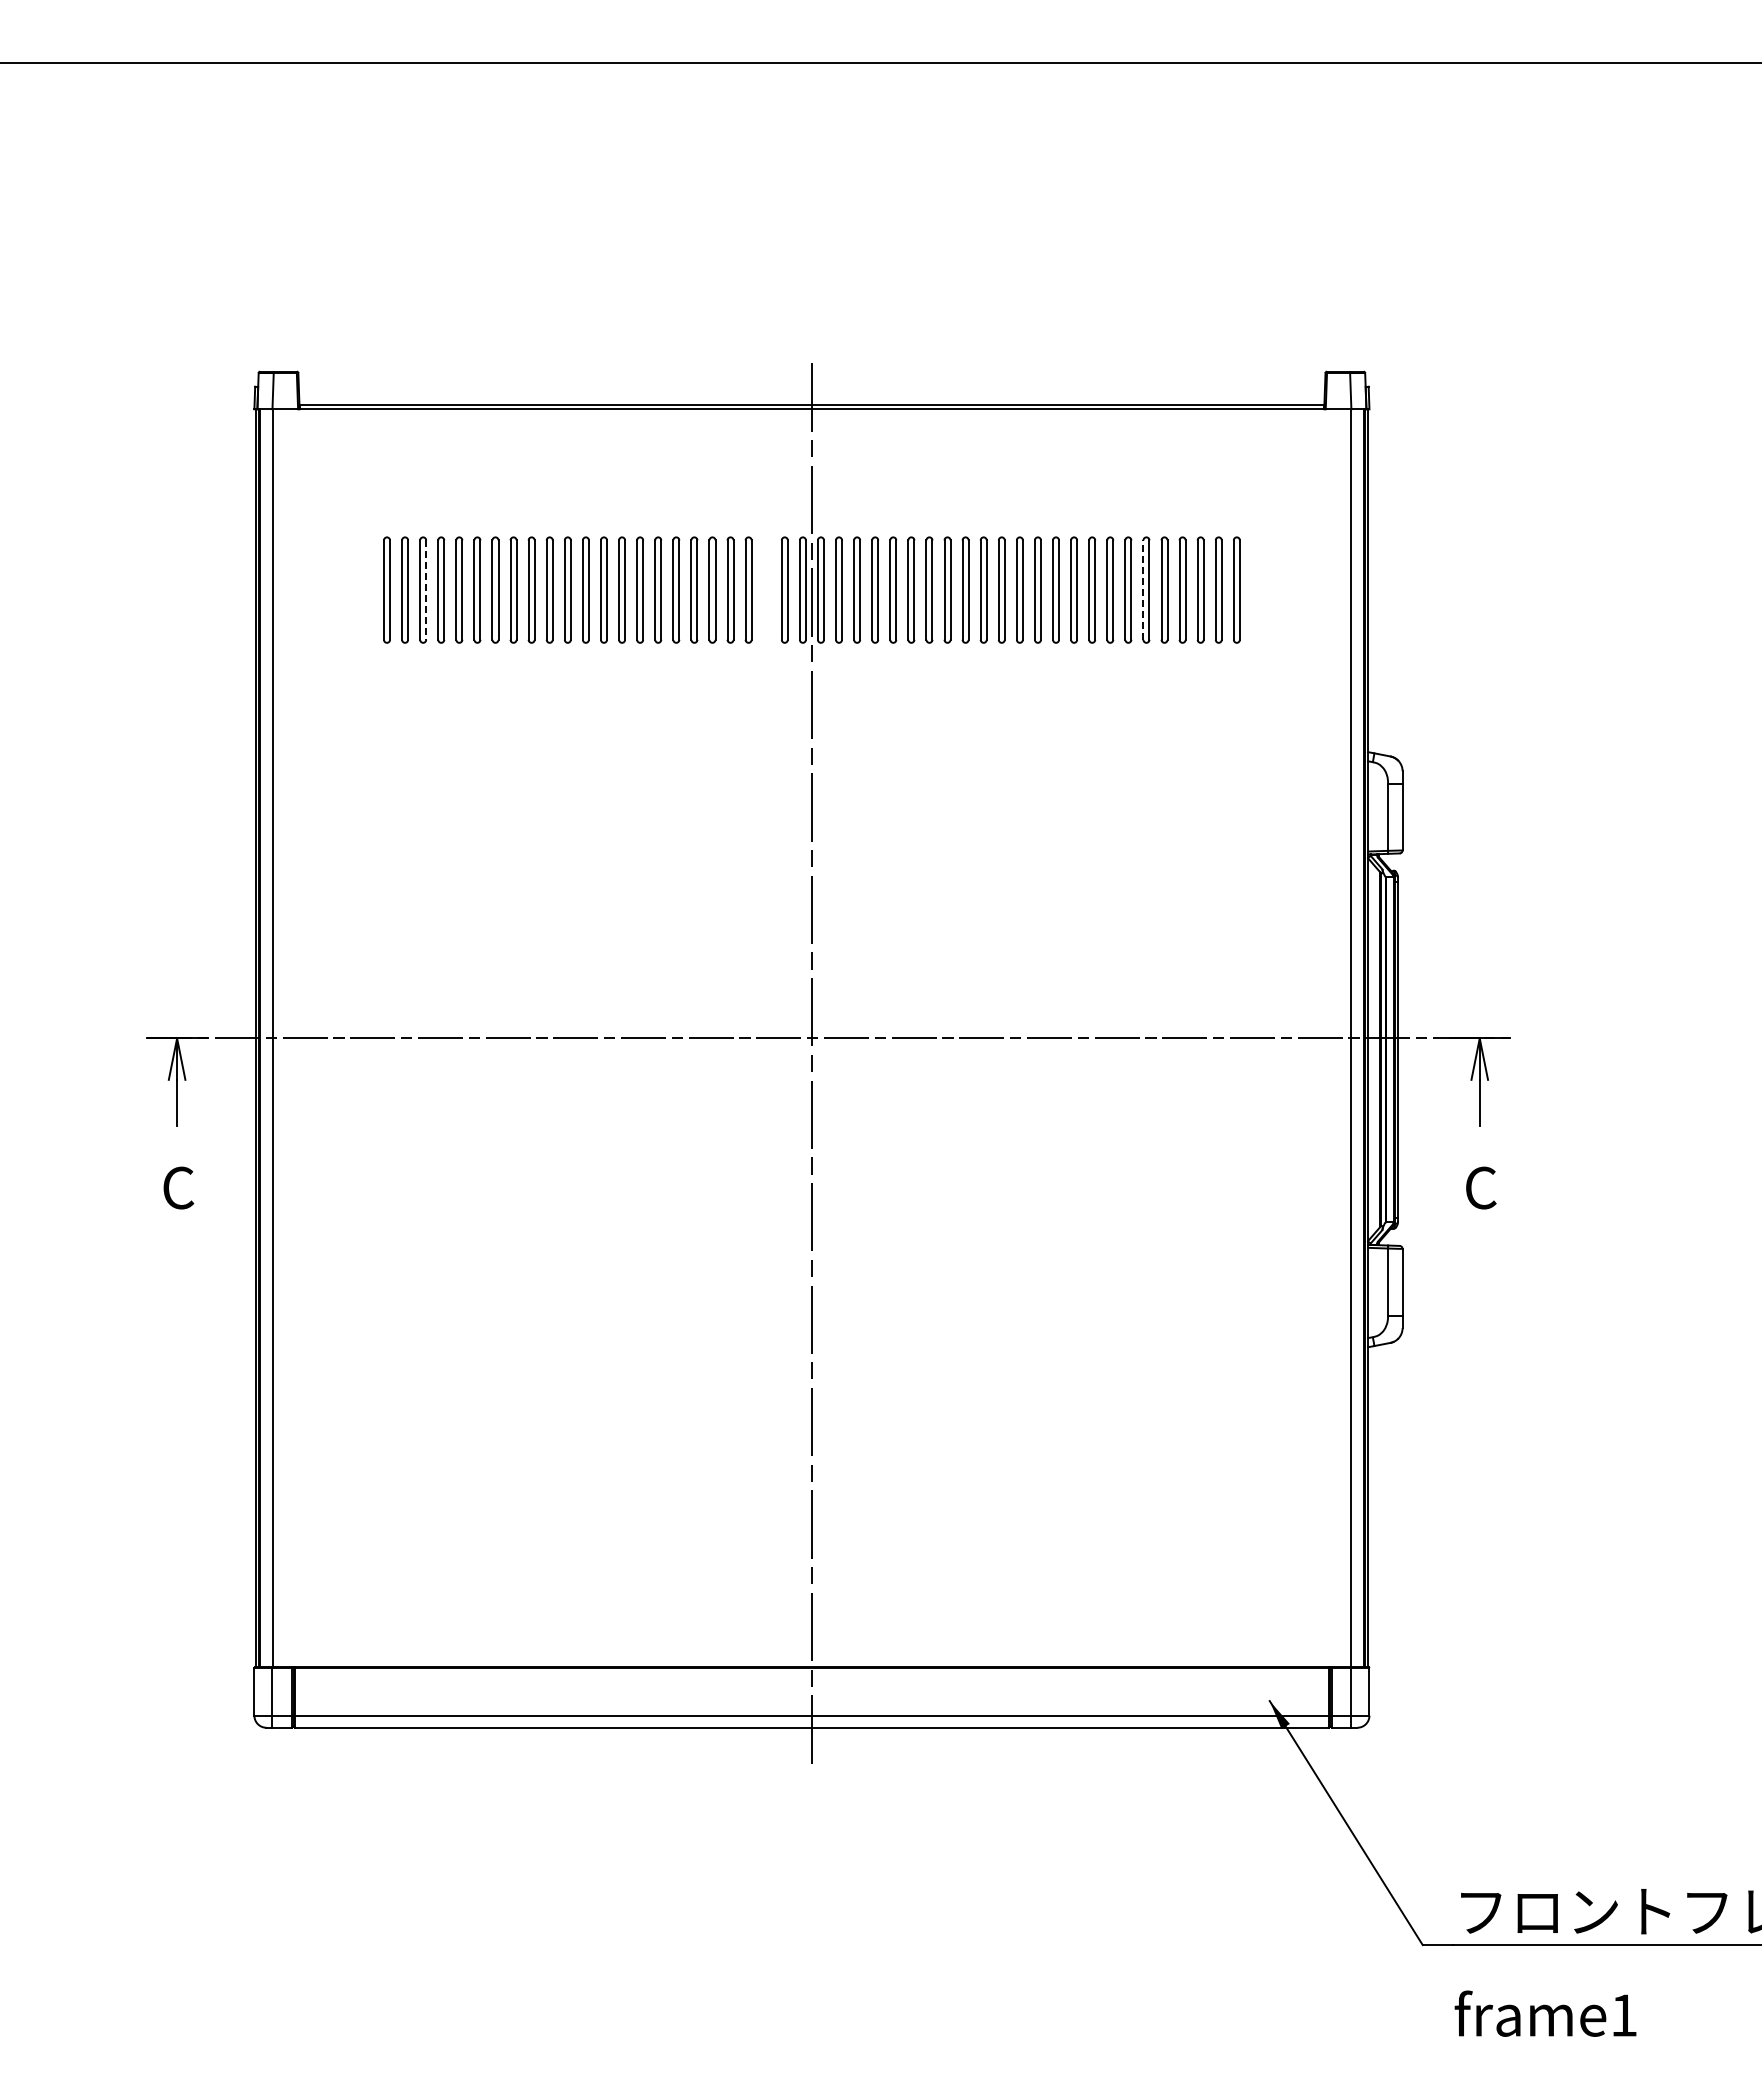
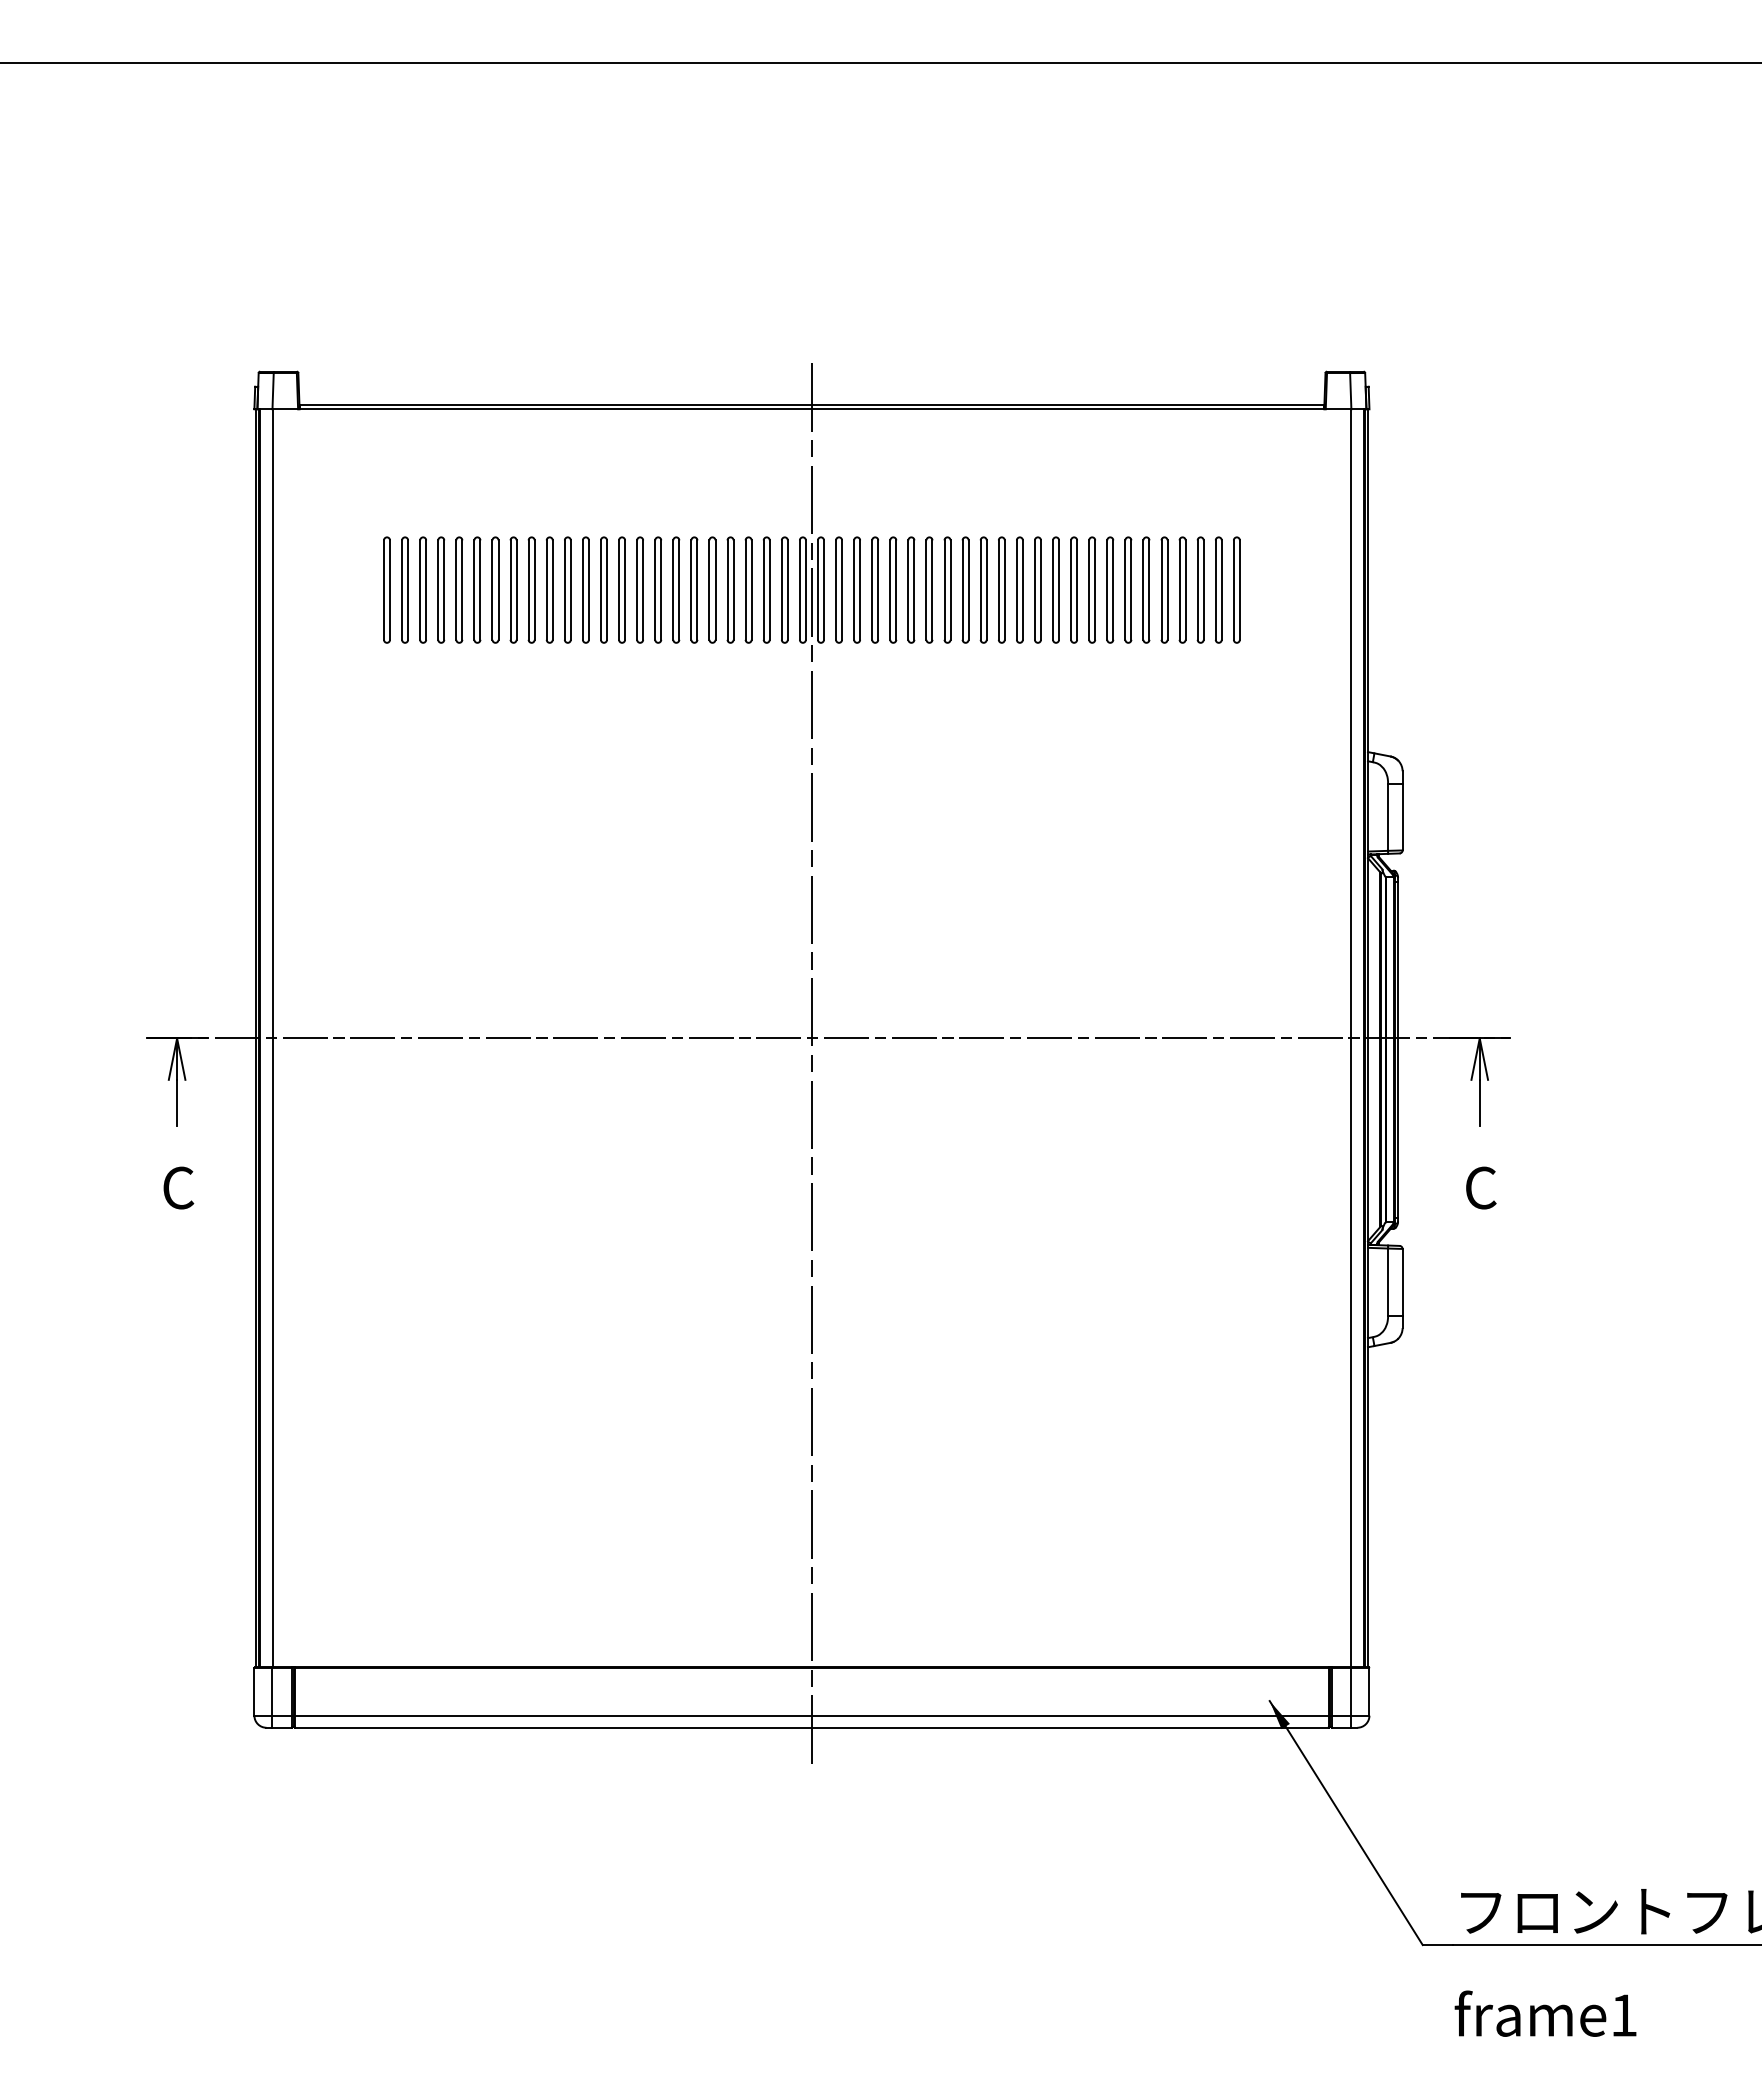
part: none -> present (766, 589)
line: dashed -> solid (426, 590)
line: dashed -> solid (1143, 590)
